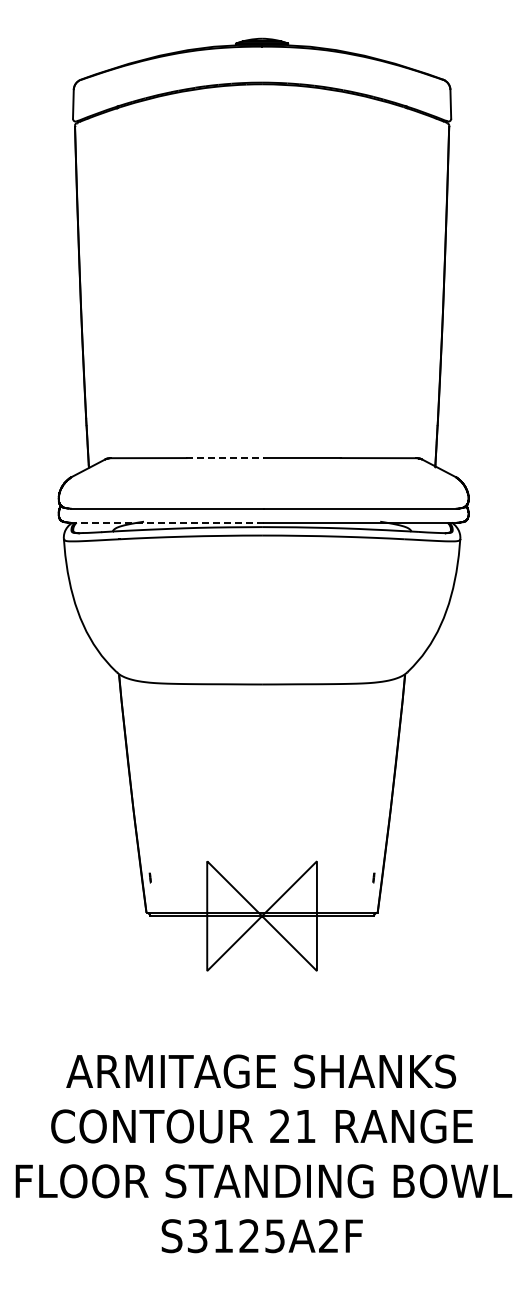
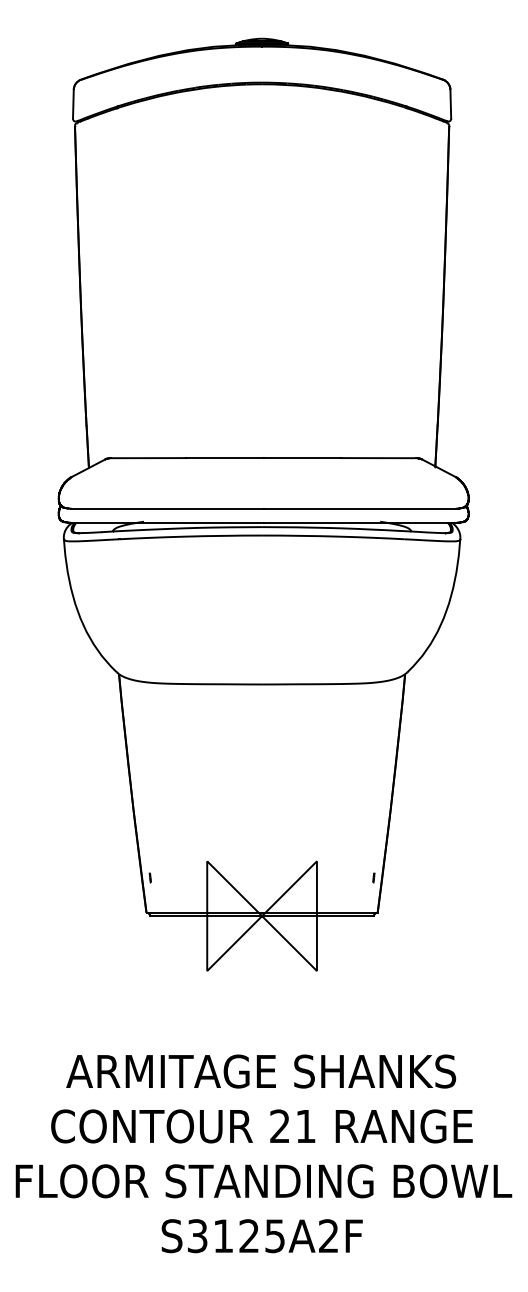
line: dashed -> solid (225, 458)
line: dashed -> solid (166, 522)
